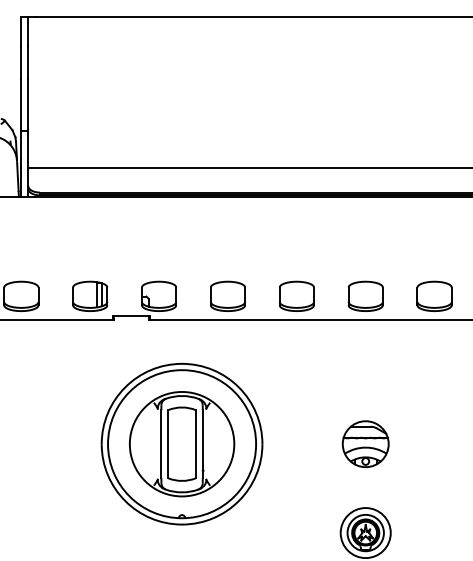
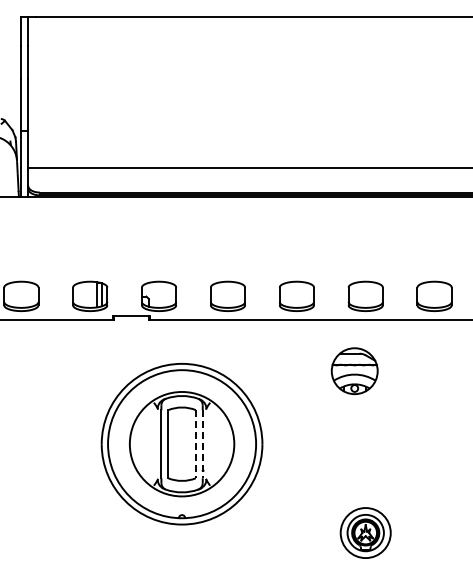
part position: (365, 443) -> (354, 370) (354, 370)
line: solid -> dashed (195, 444)
line: solid -> dashed (202, 444)
